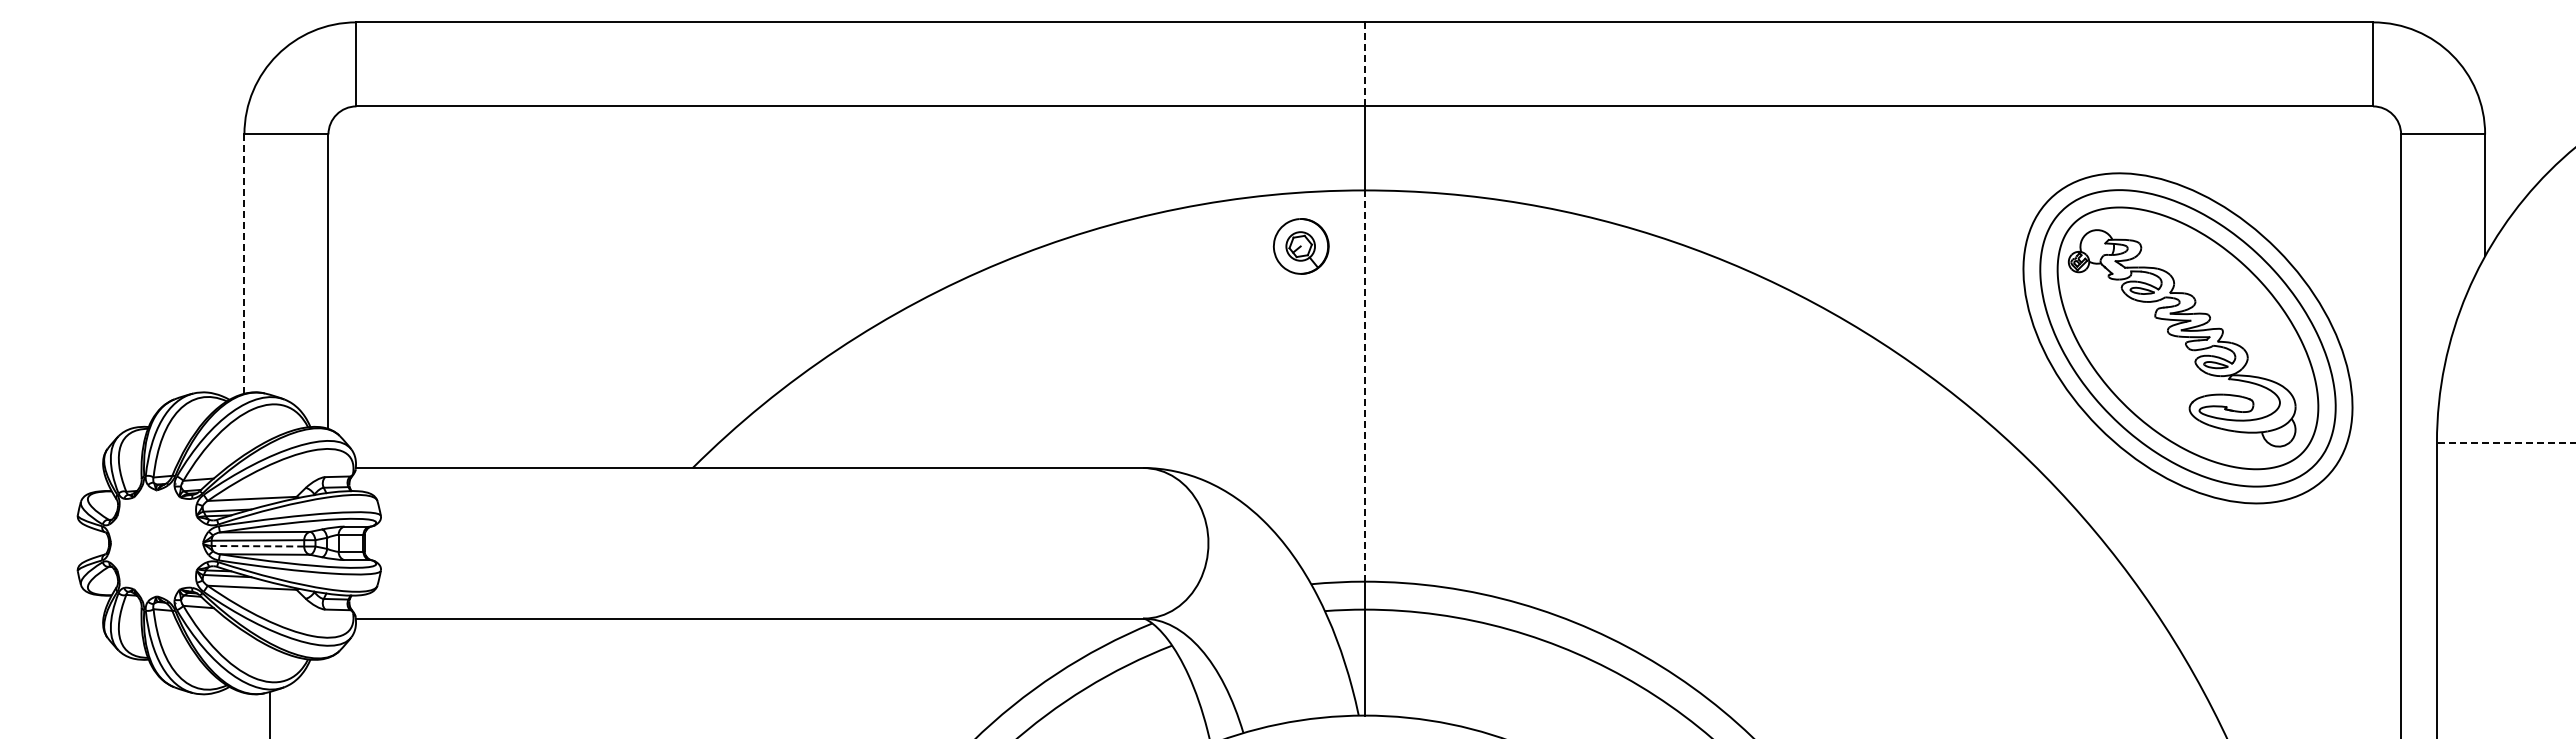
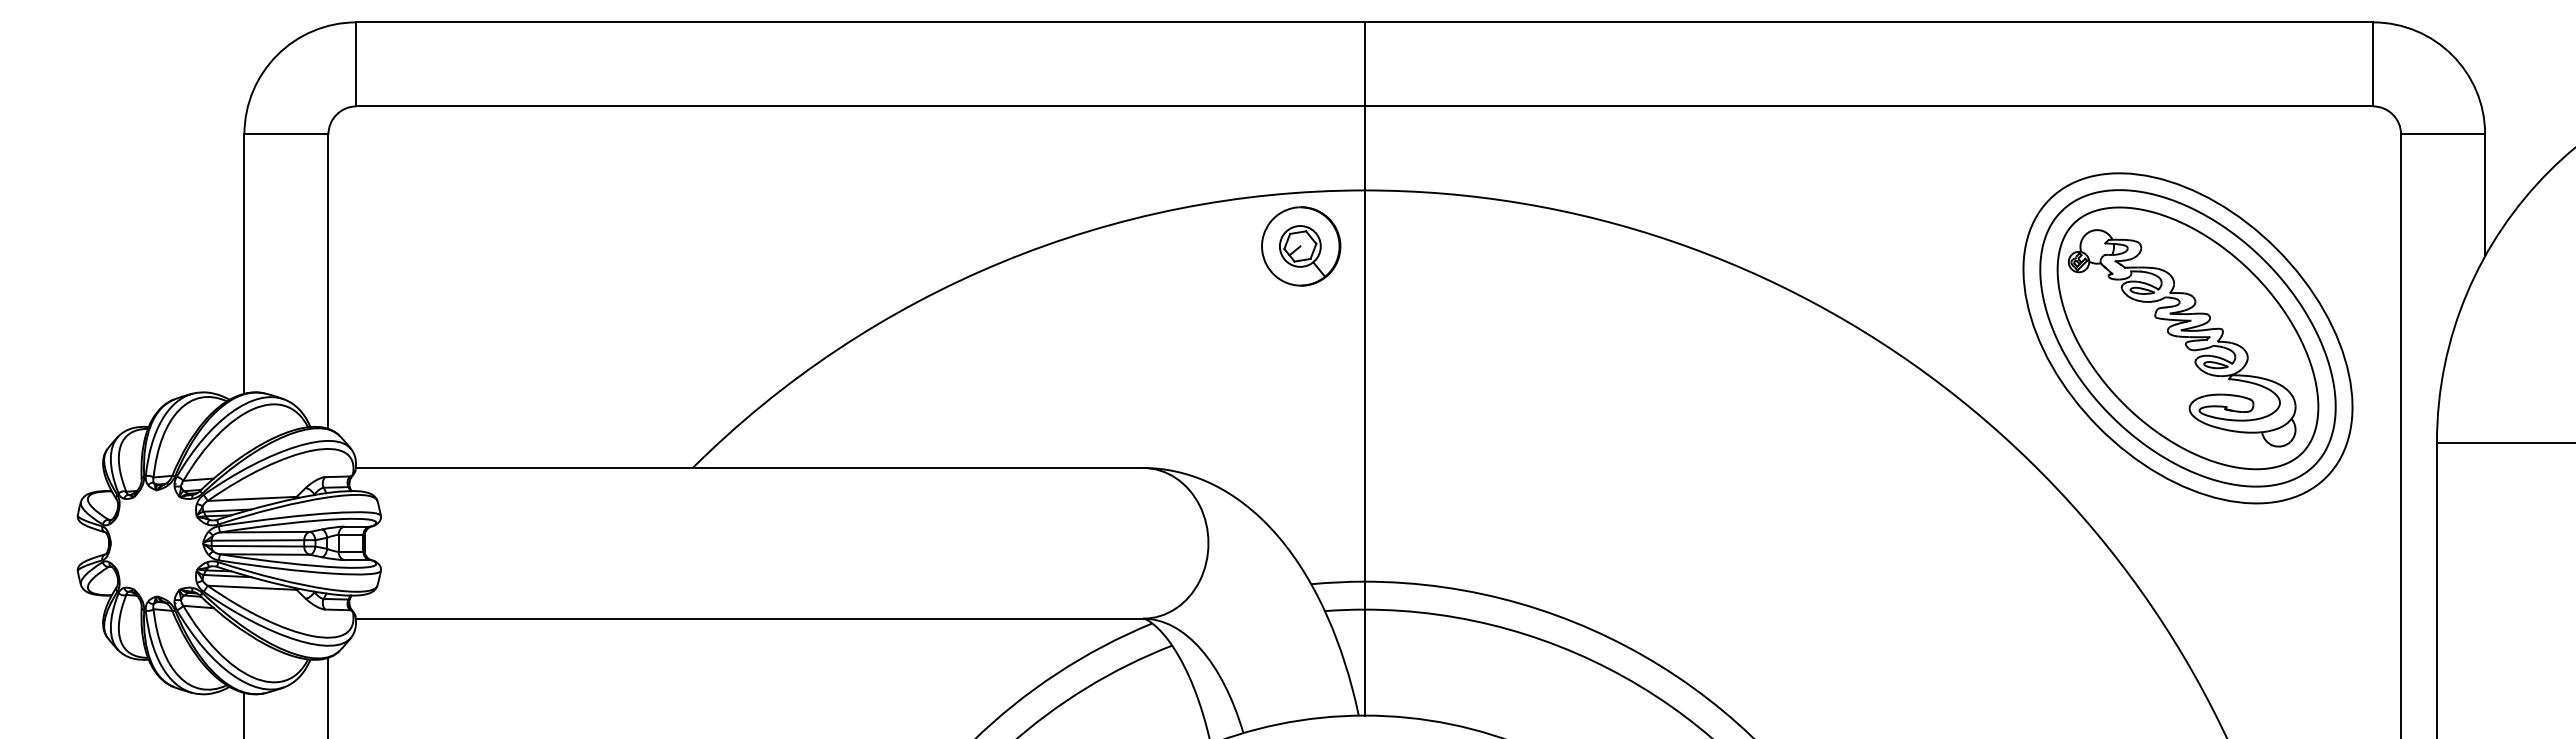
line: dashed -> solid (1364, 64)
part size: 57x57 px -> 81x81 px (1301, 246)
line: dashed -> solid (244, 264)
line: dashed -> solid (1364, 386)
line: dashed -> solid (2505, 442)
line: dashed -> solid (257, 546)
line: none -> present (328, 696)
line position: (270, 713) -> (244, 713) (244, 713)
